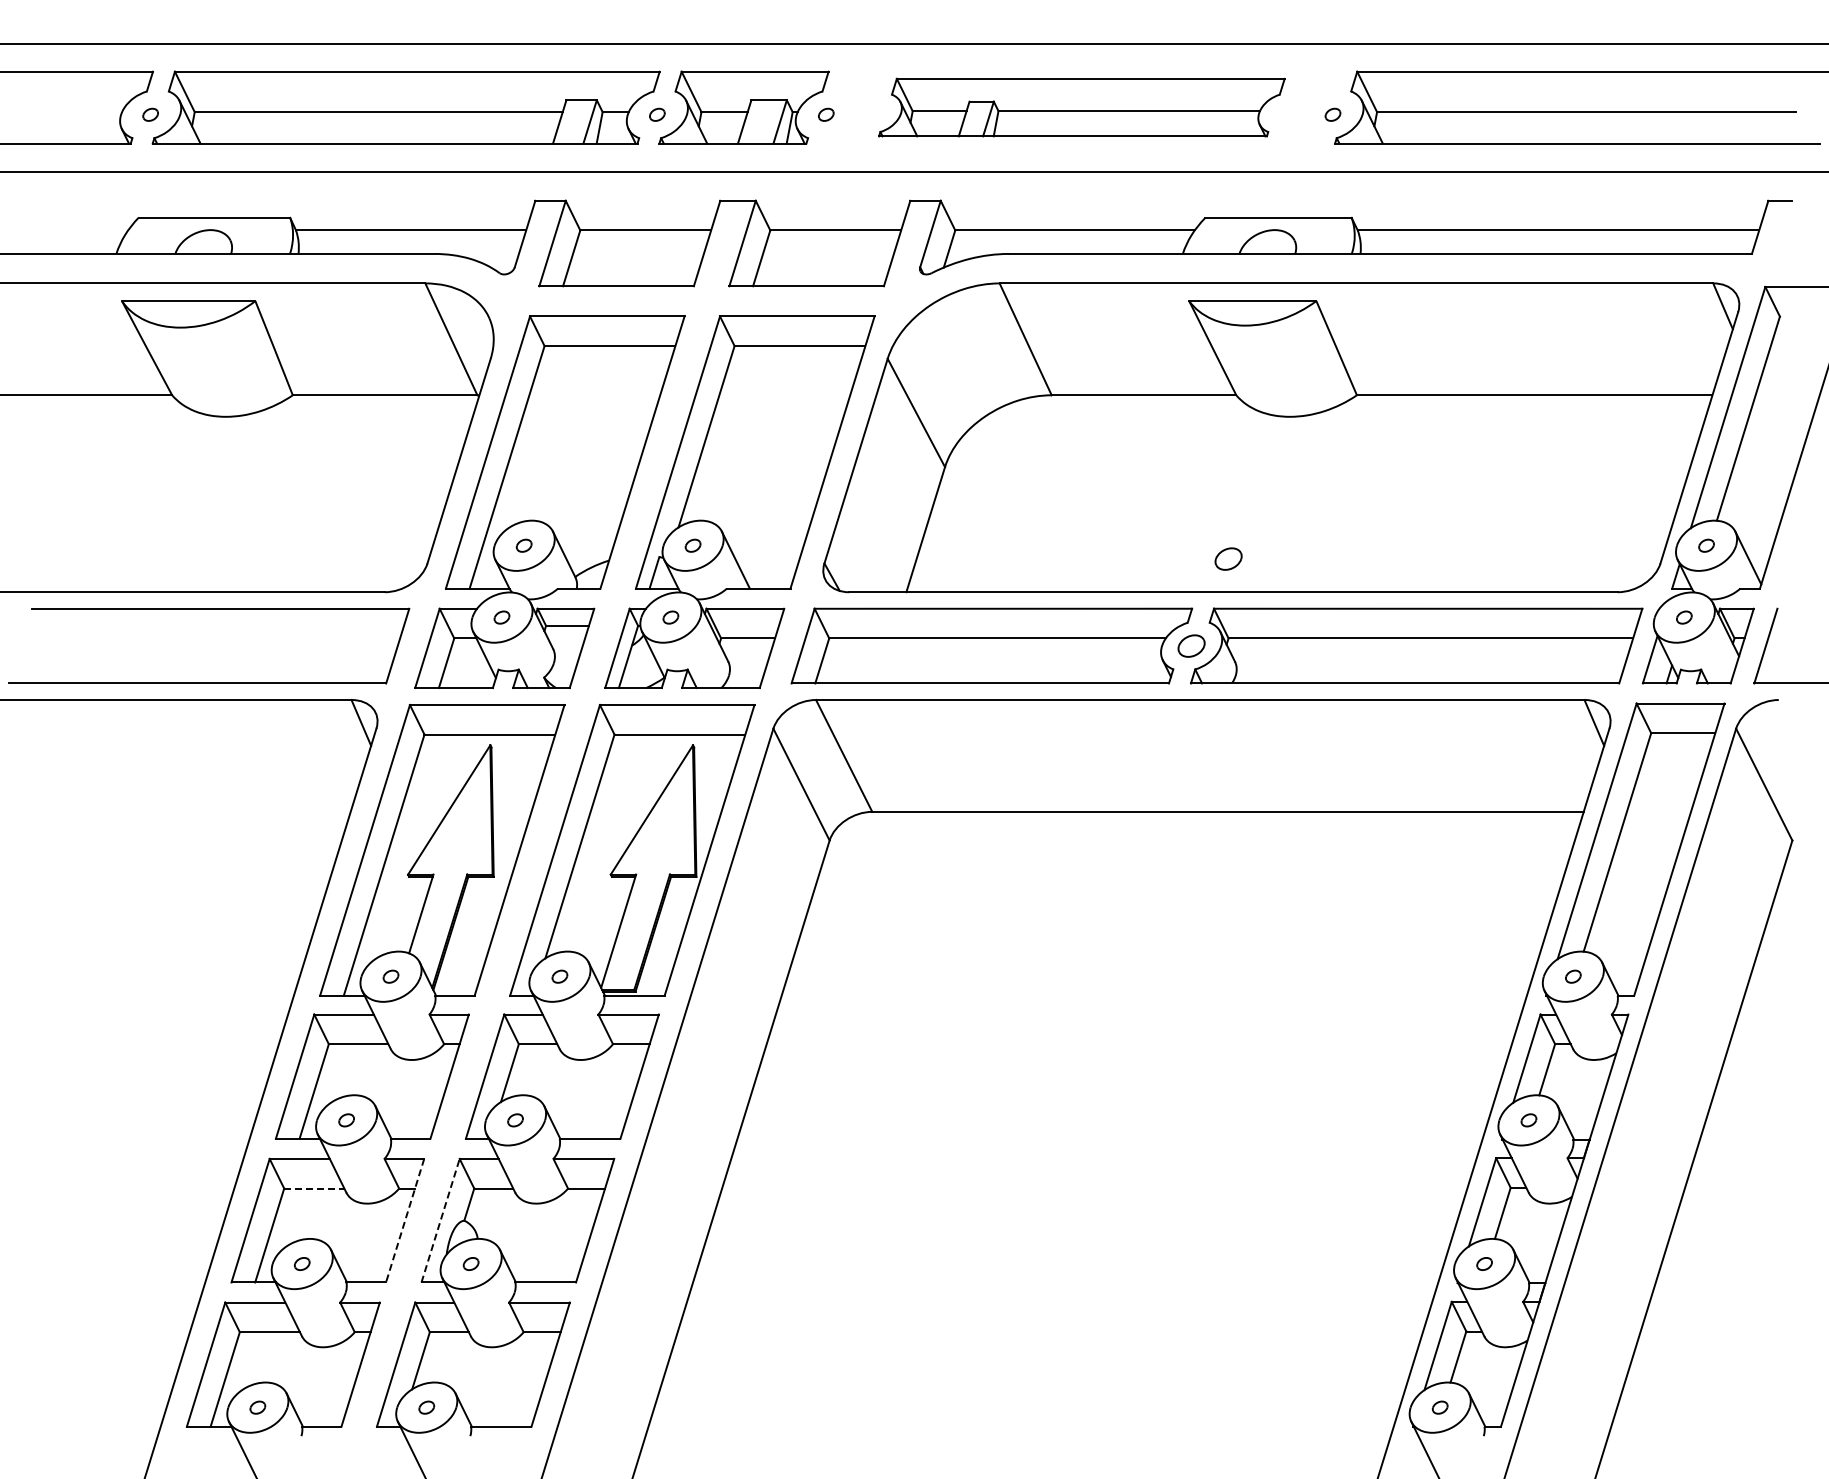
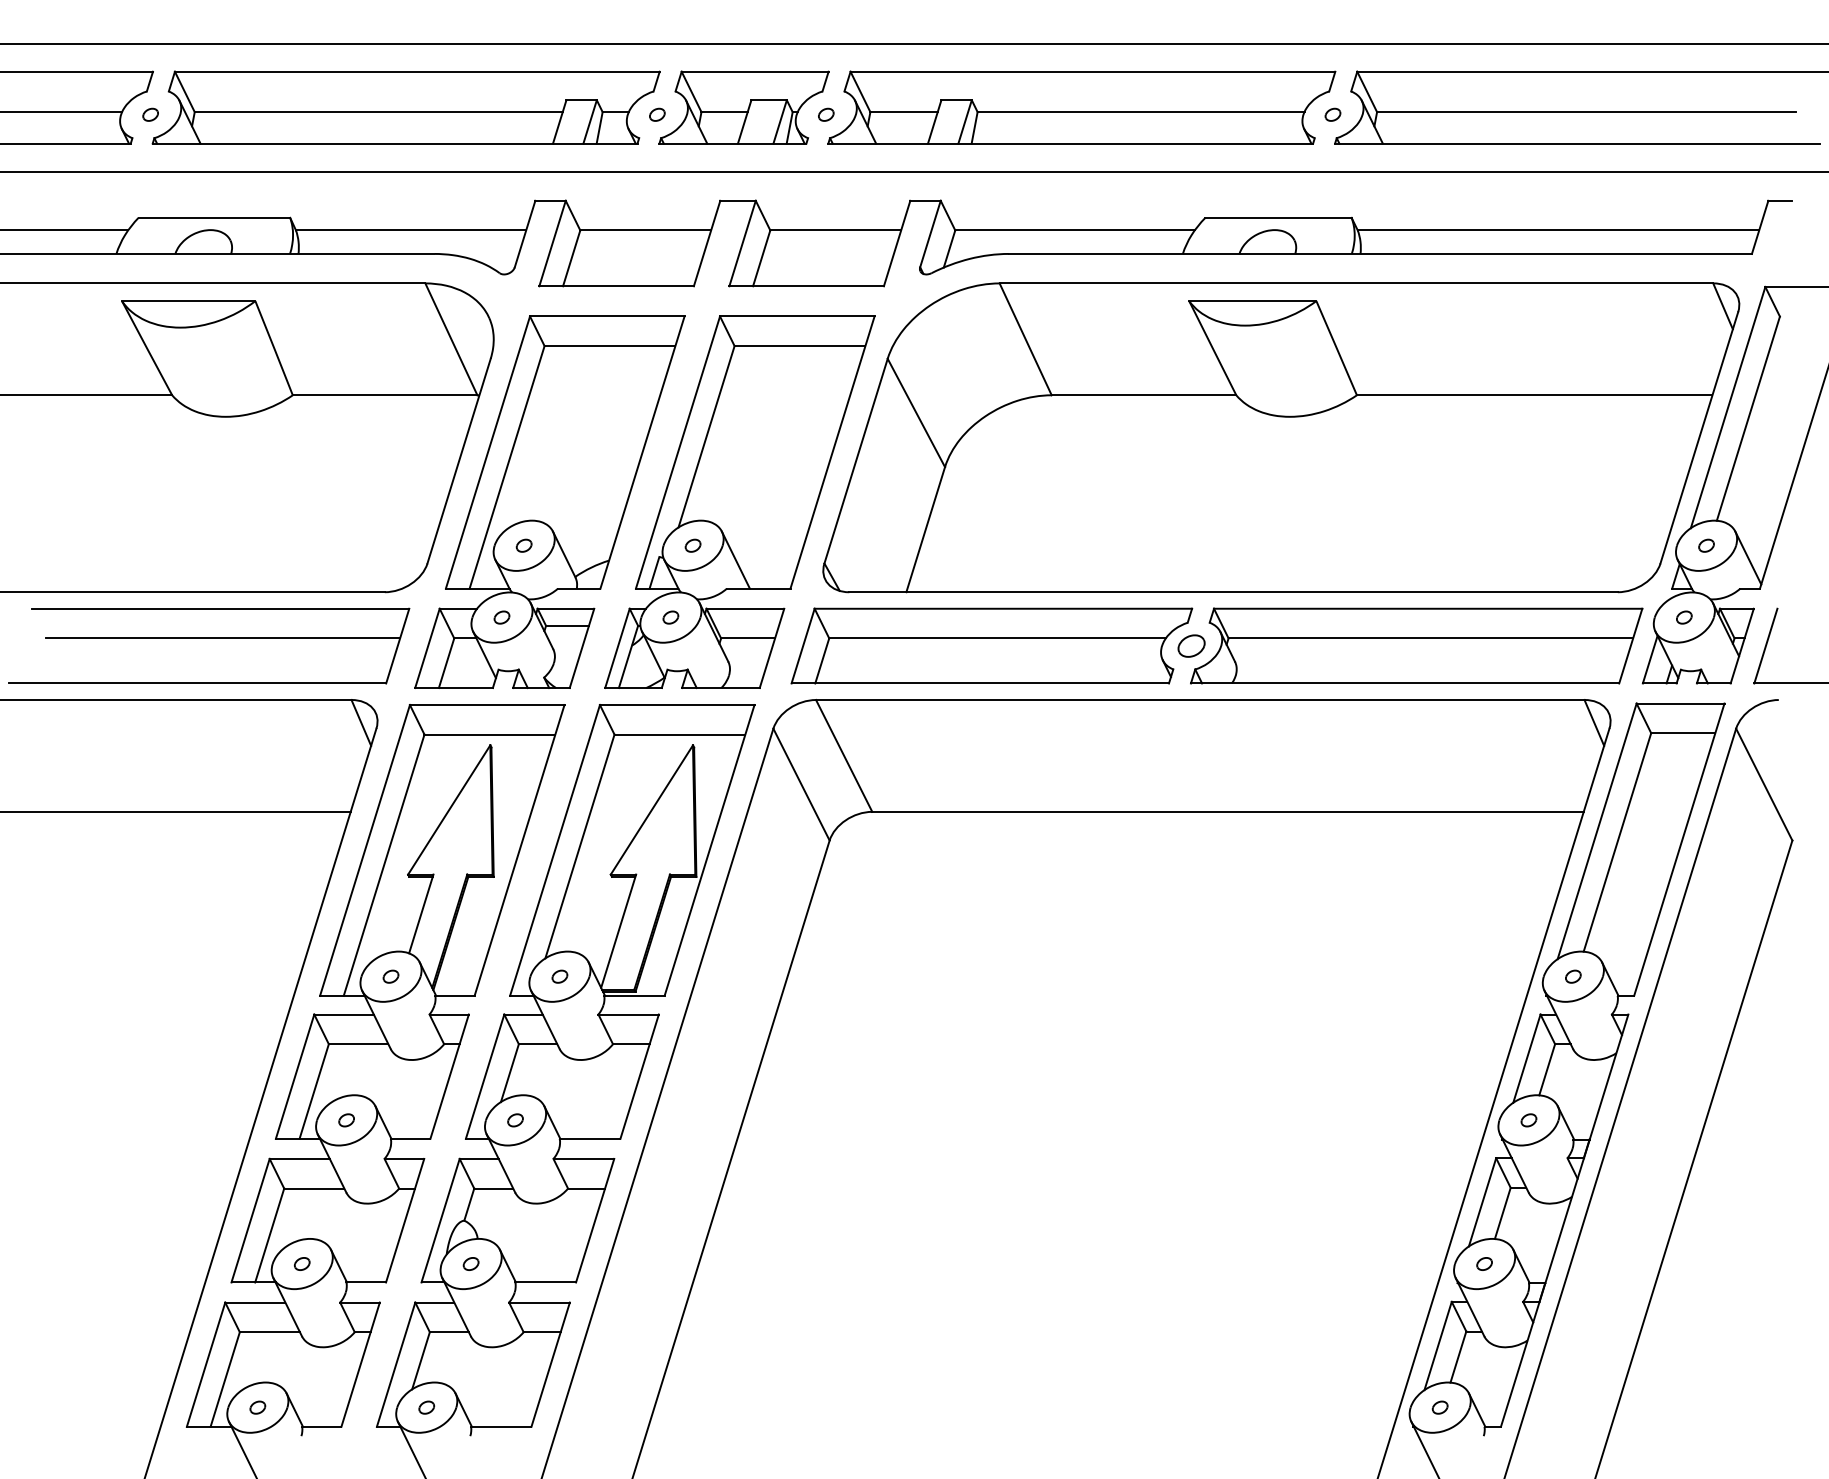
part size: 408x61 px -> 510x75 px (1081, 107)
line: none -> present (62, 112)
line: none -> present (65, 230)
part: present -> none (1228, 558)
line: none -> present (223, 638)
line: none -> present (176, 811)
line: dashed -> solid (314, 1188)
line: dashed -> solid (405, 1220)
line: dashed -> solid (440, 1220)
